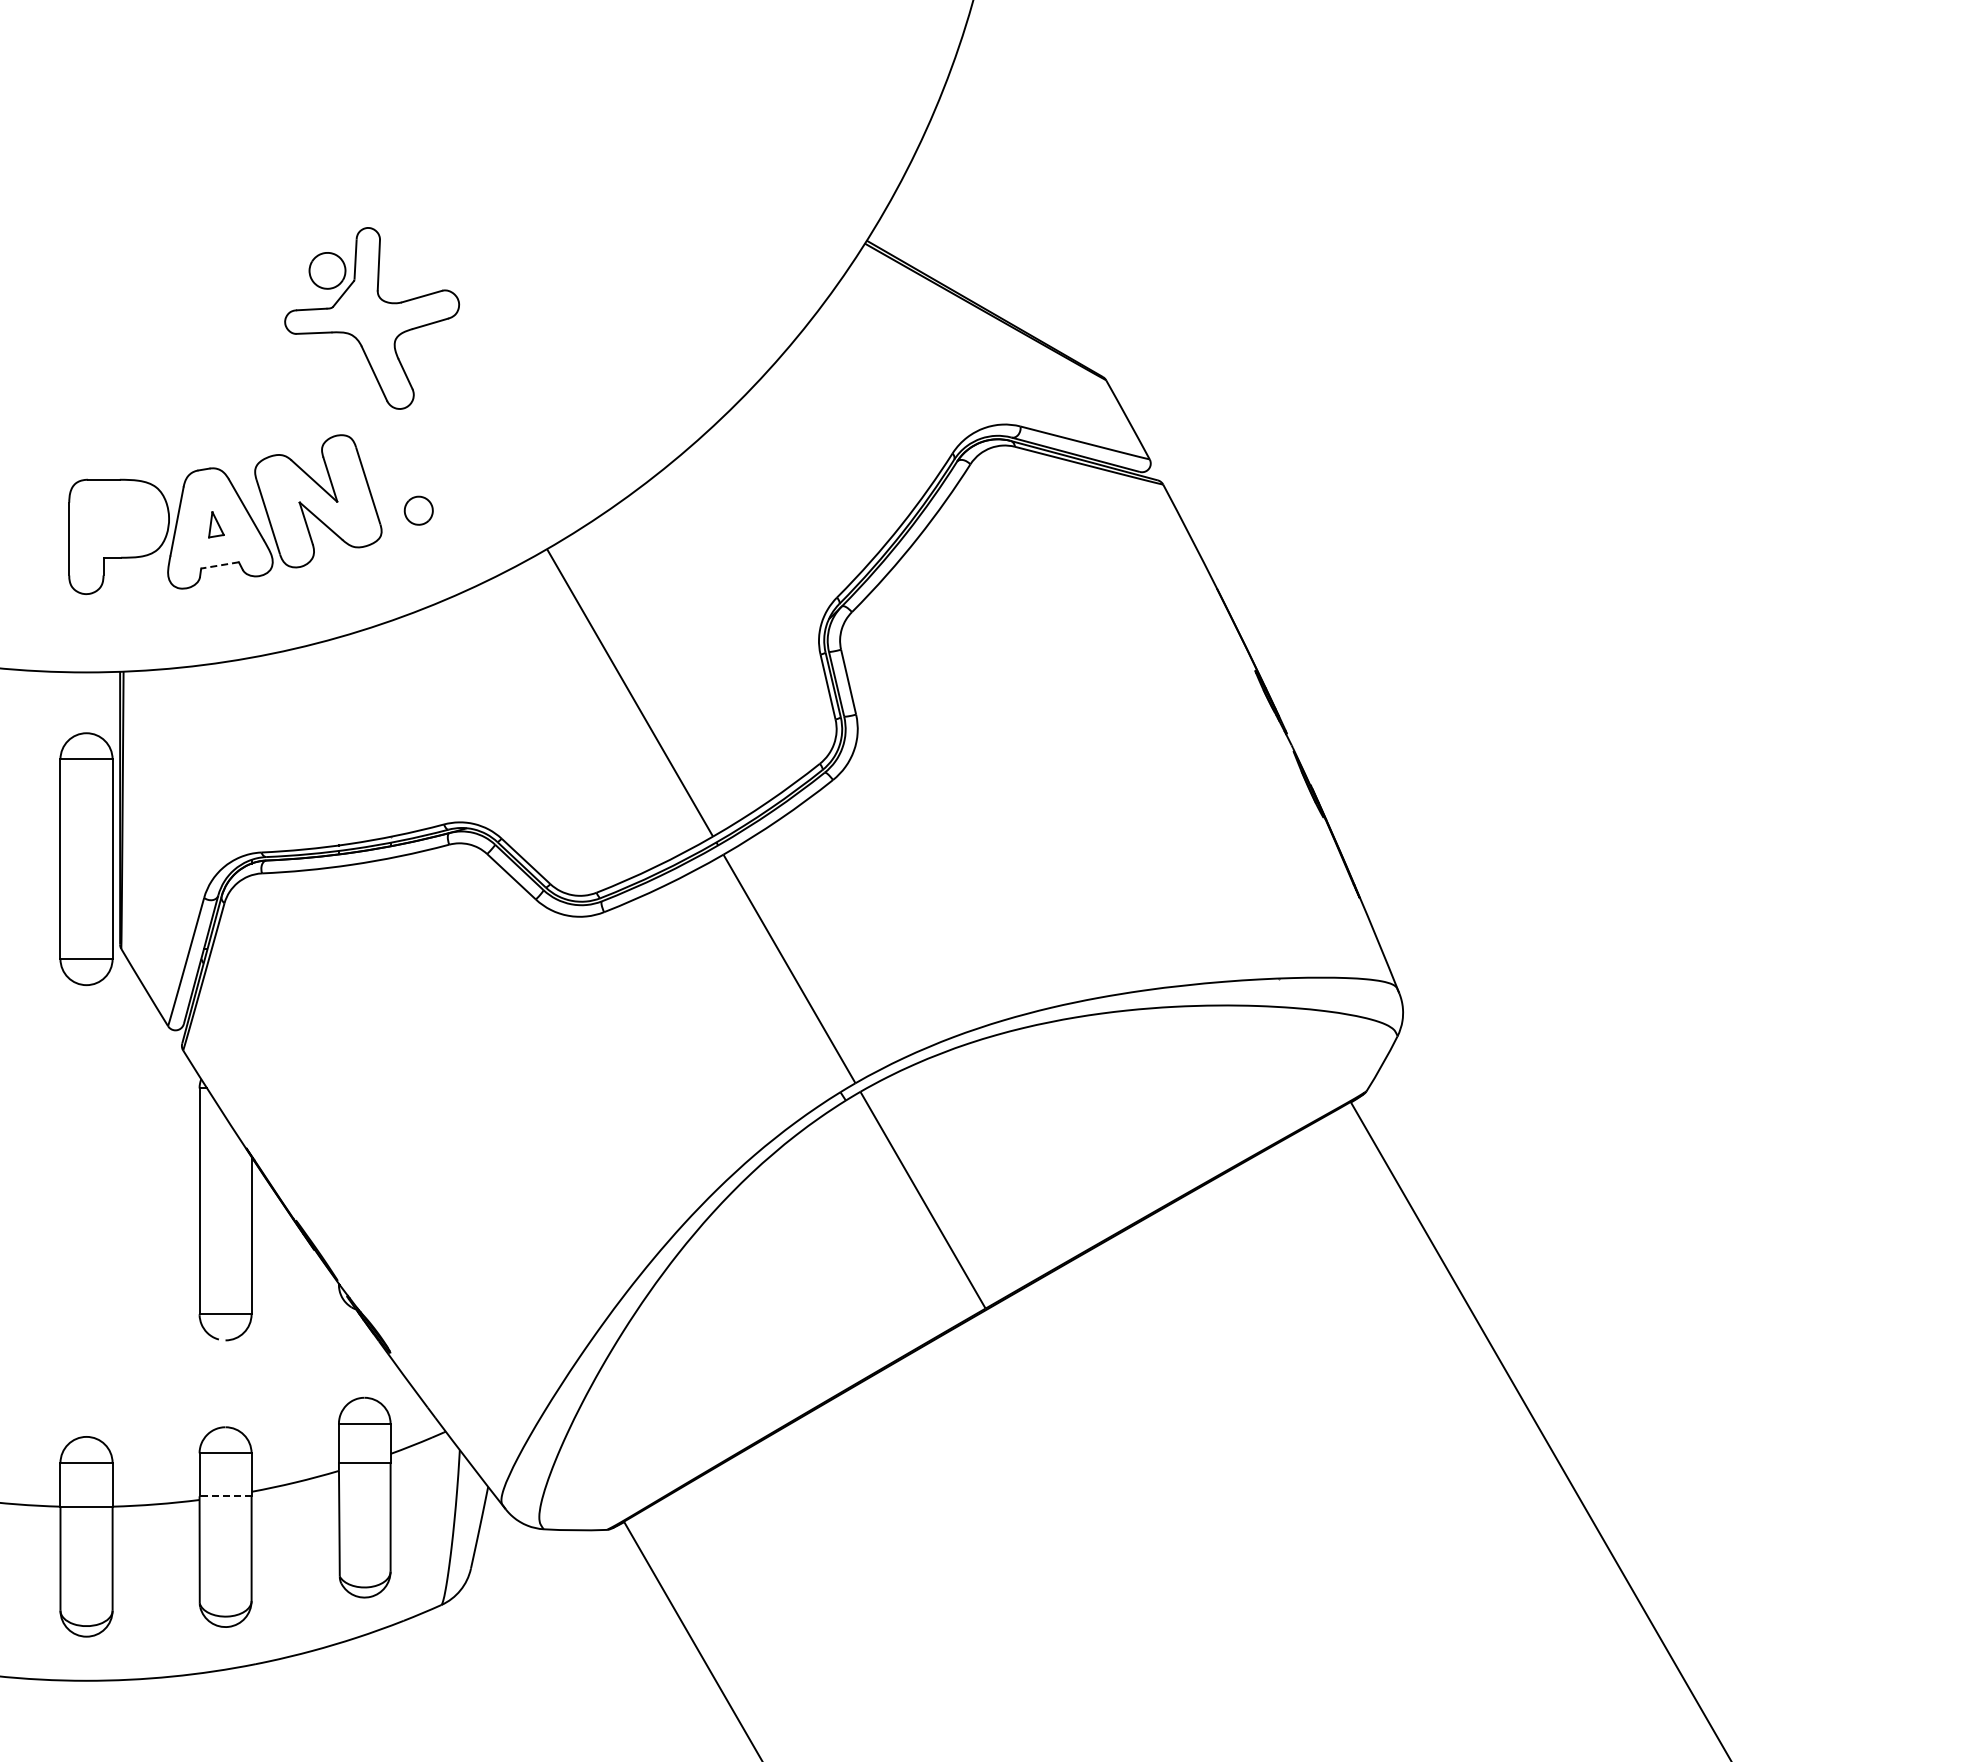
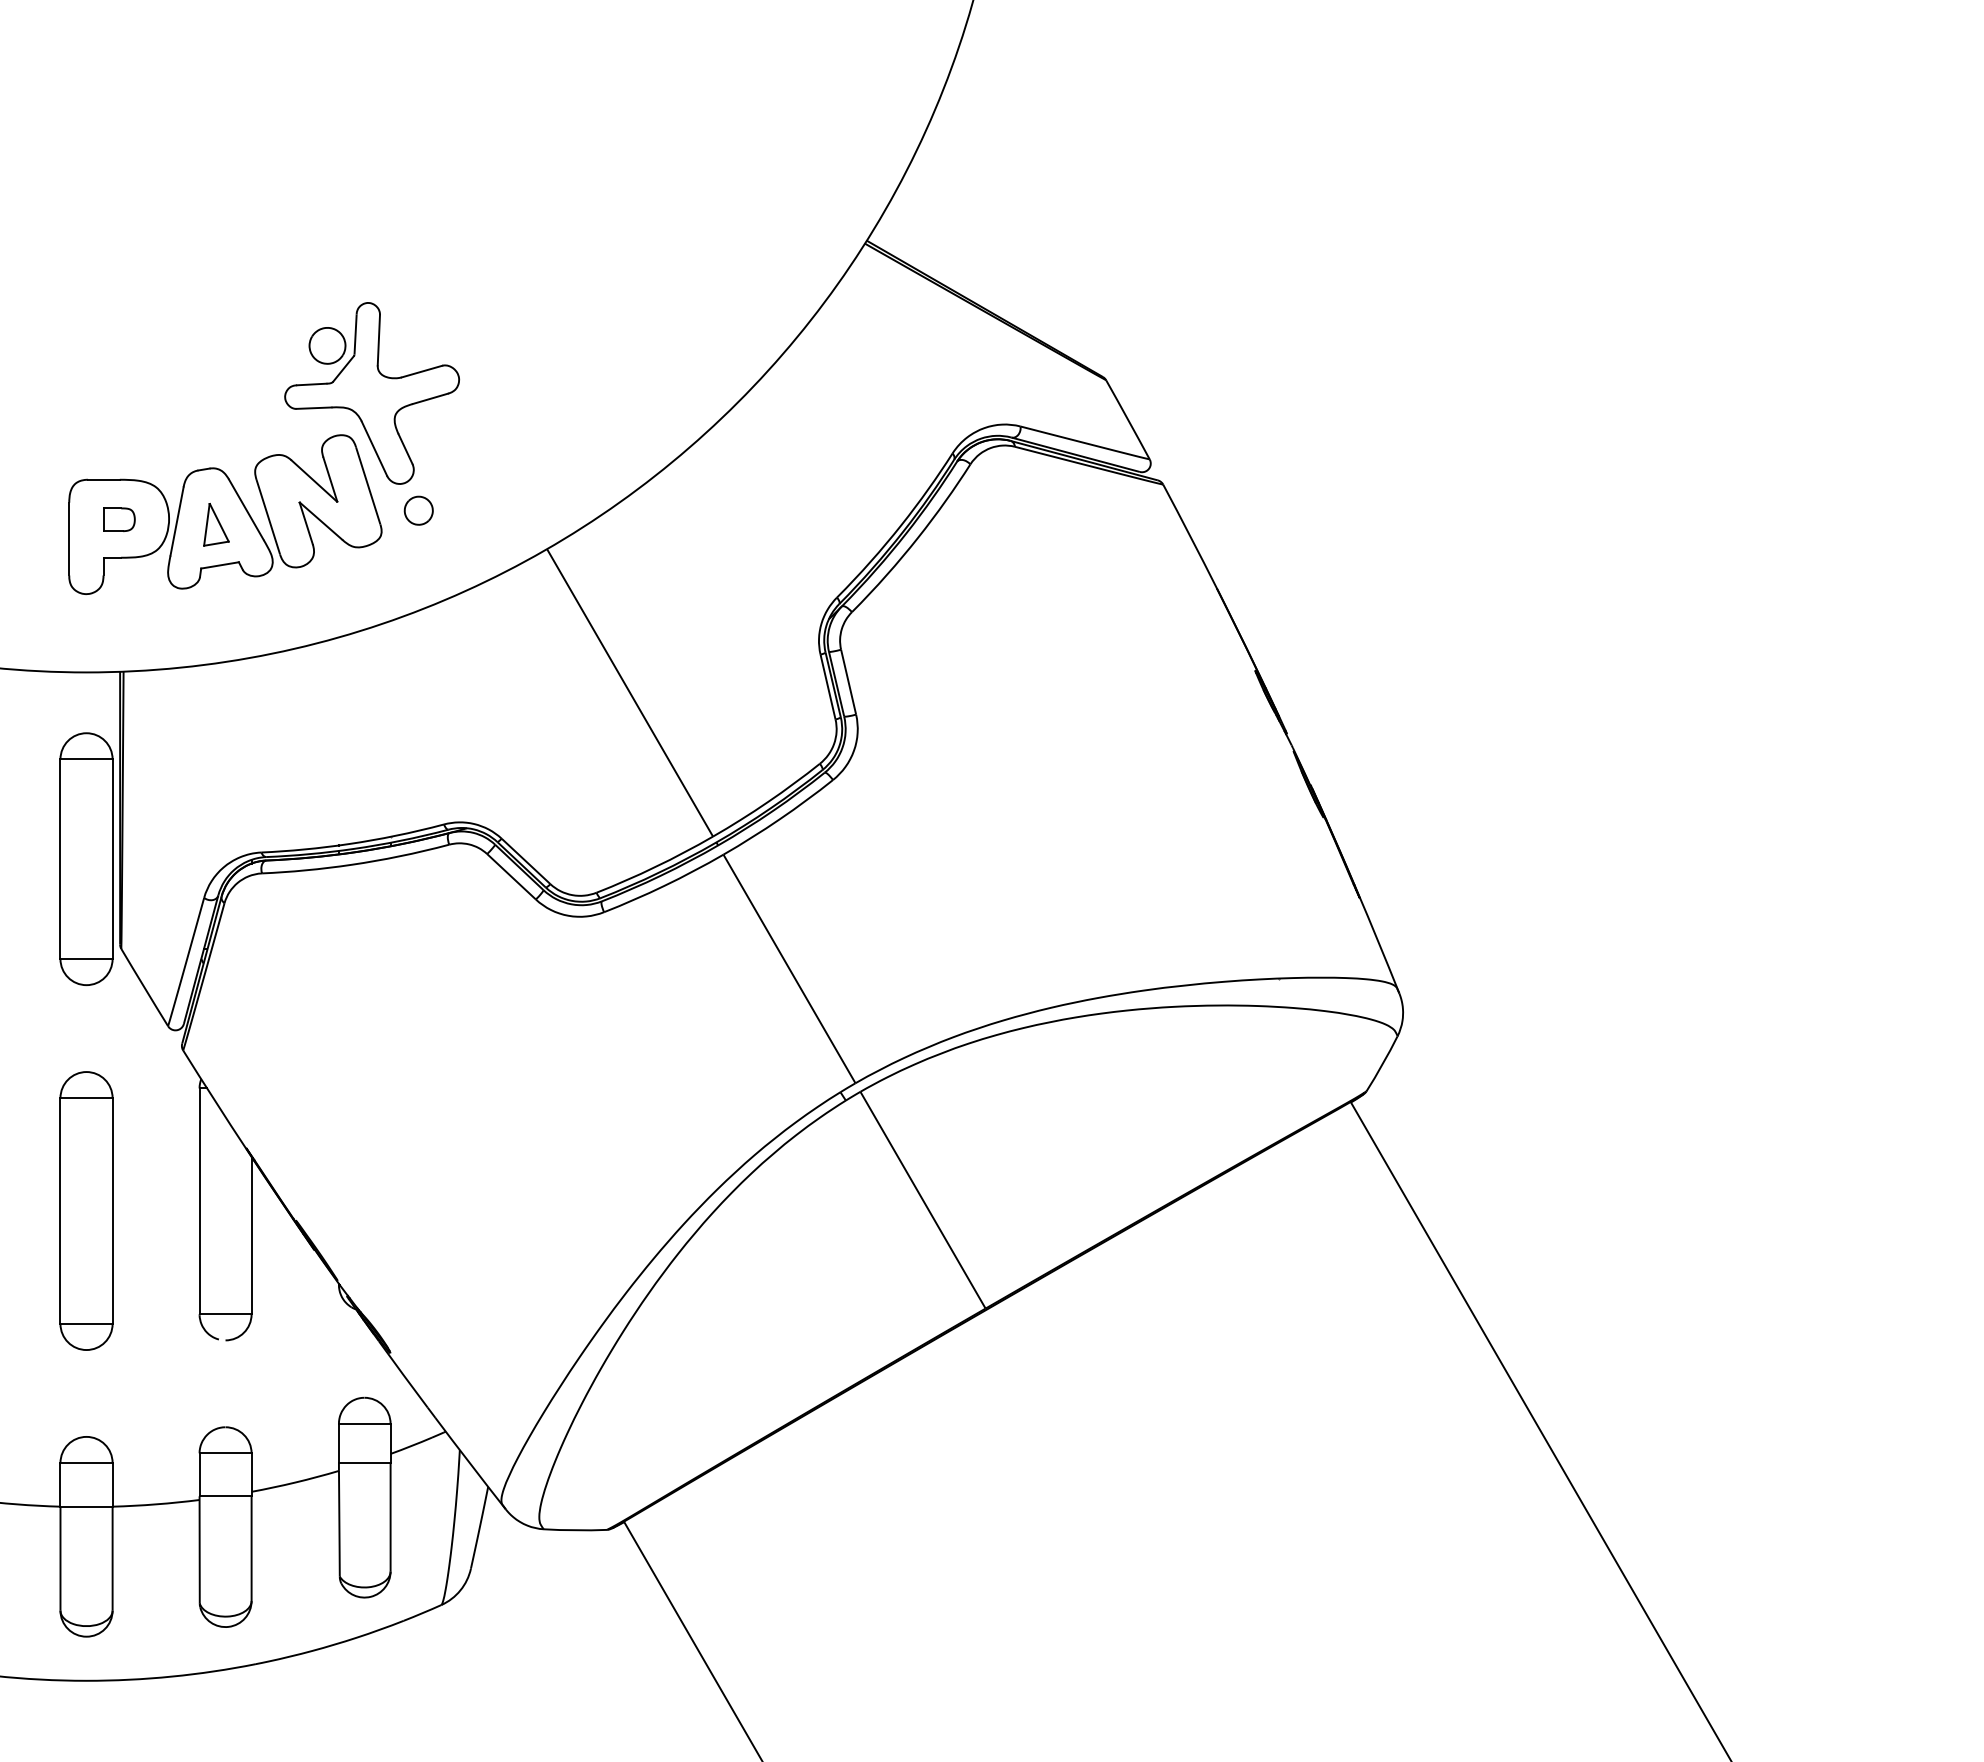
part position: (371, 318) -> (371, 393) (371, 393)
part: none -> present (119, 519)
part size: 17x28 px -> 27x44 px (216, 524)
line: dashed -> solid (219, 565)
part: none -> present (86, 1210)
line: dashed -> solid (225, 1496)
